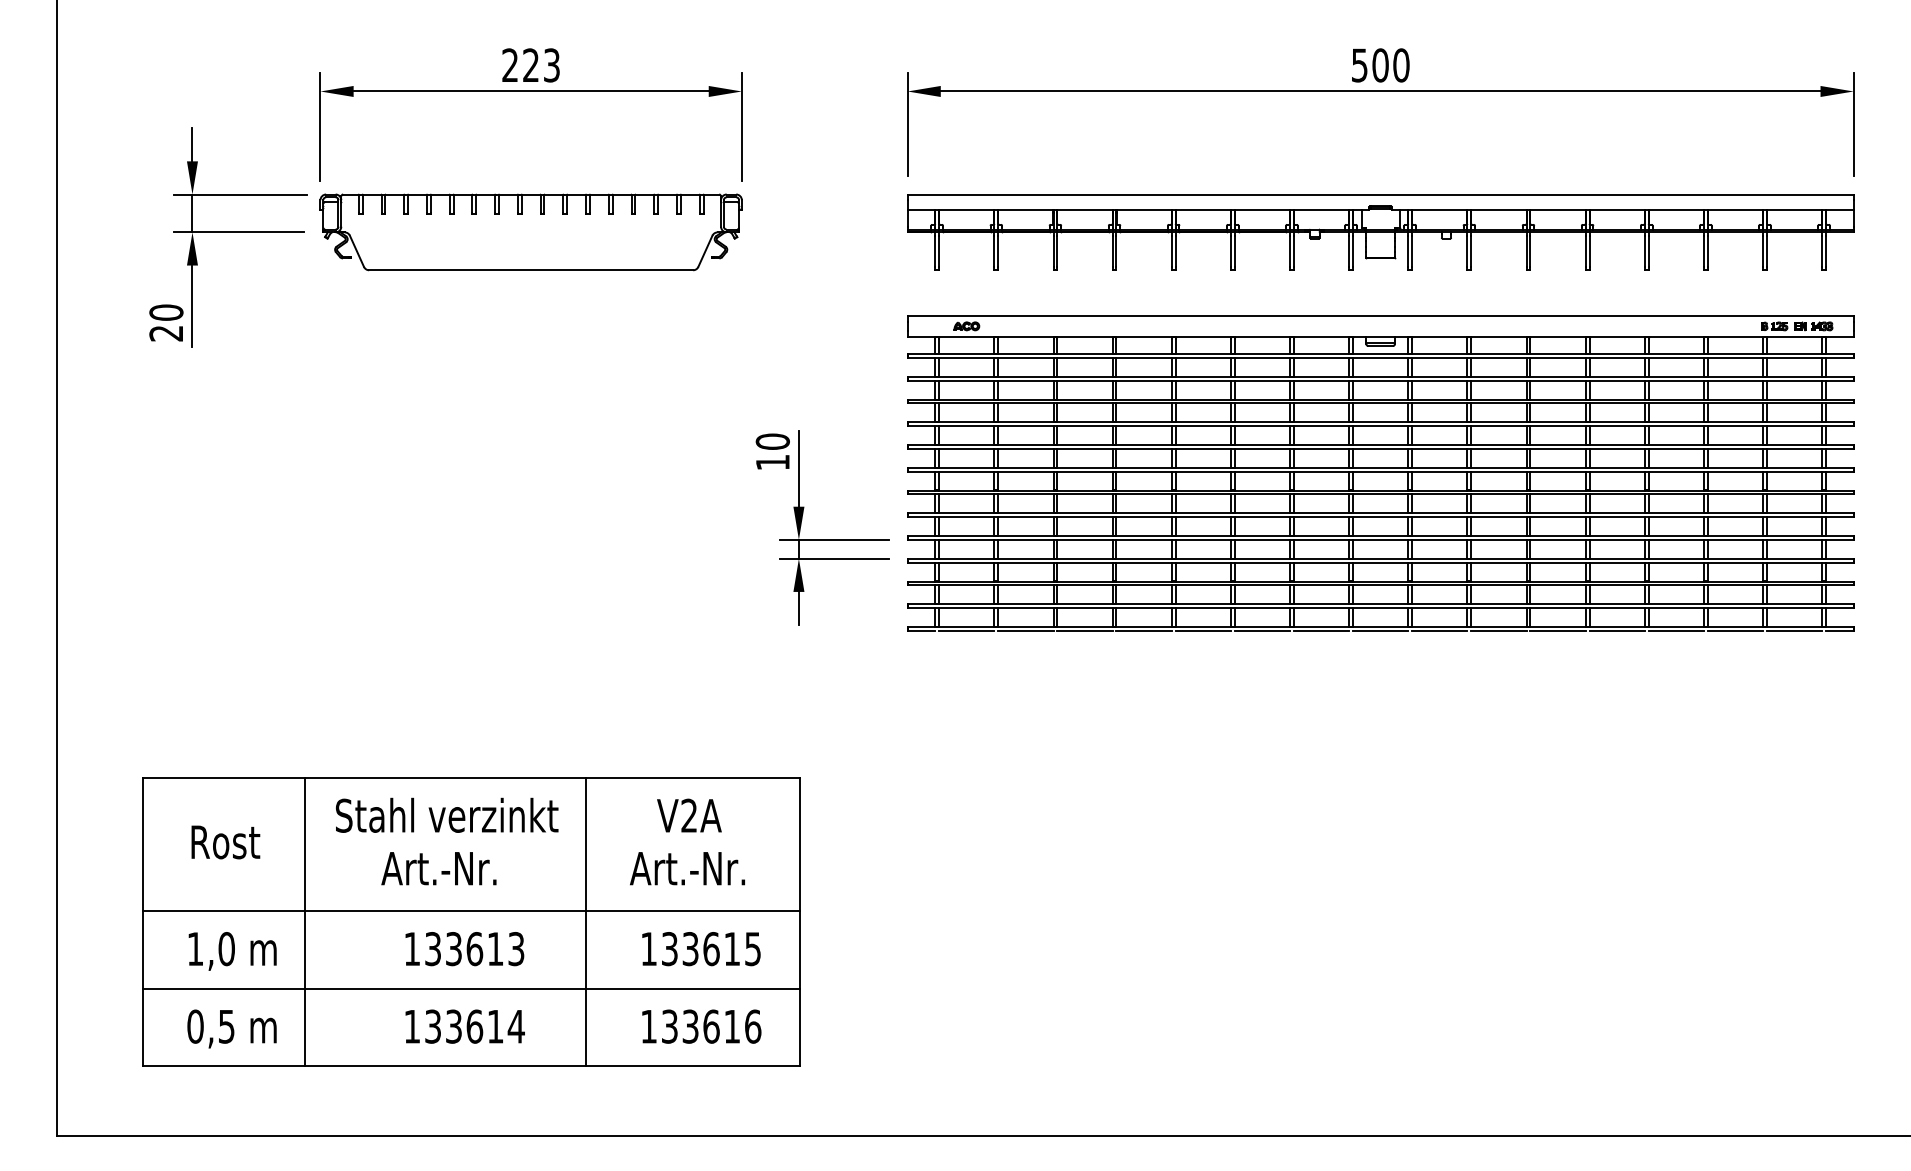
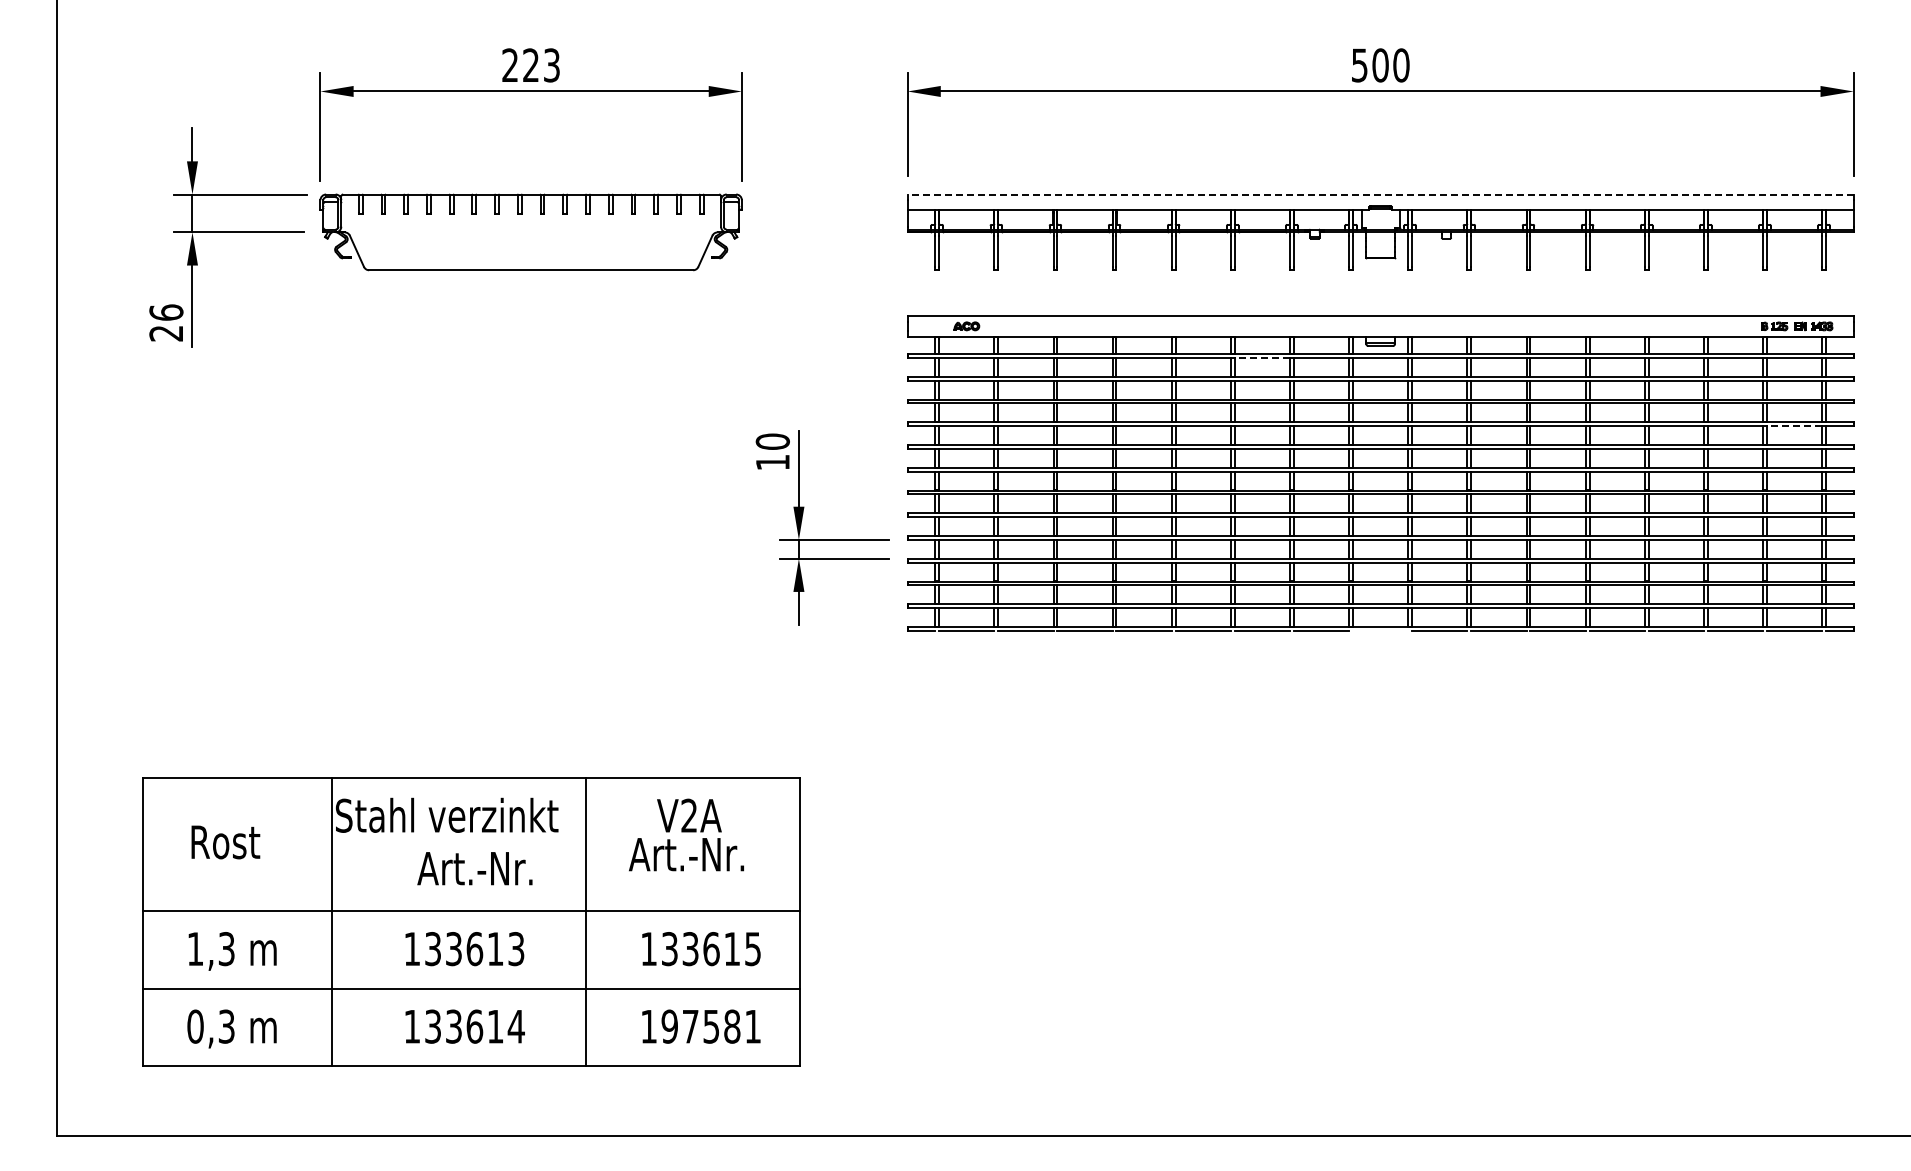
line: solid -> dashed (1380, 194)
text: 20 -> 26 (166, 312)
line: solid -> dashed (1262, 358)
line: solid -> dashed (1794, 426)
line: present -> none (1380, 630)
text position: (438, 868) -> (474, 868) (474, 868)
text position: (687, 868) -> (686, 854) (686, 854)
line position: (304, 921) -> (331, 921) (331, 921)
text: 1,0 -> 1,3 (226, 949)
text: 0,5 -> 0,3 (226, 1026)
text: 133616 -> 197581 (711, 1026)
